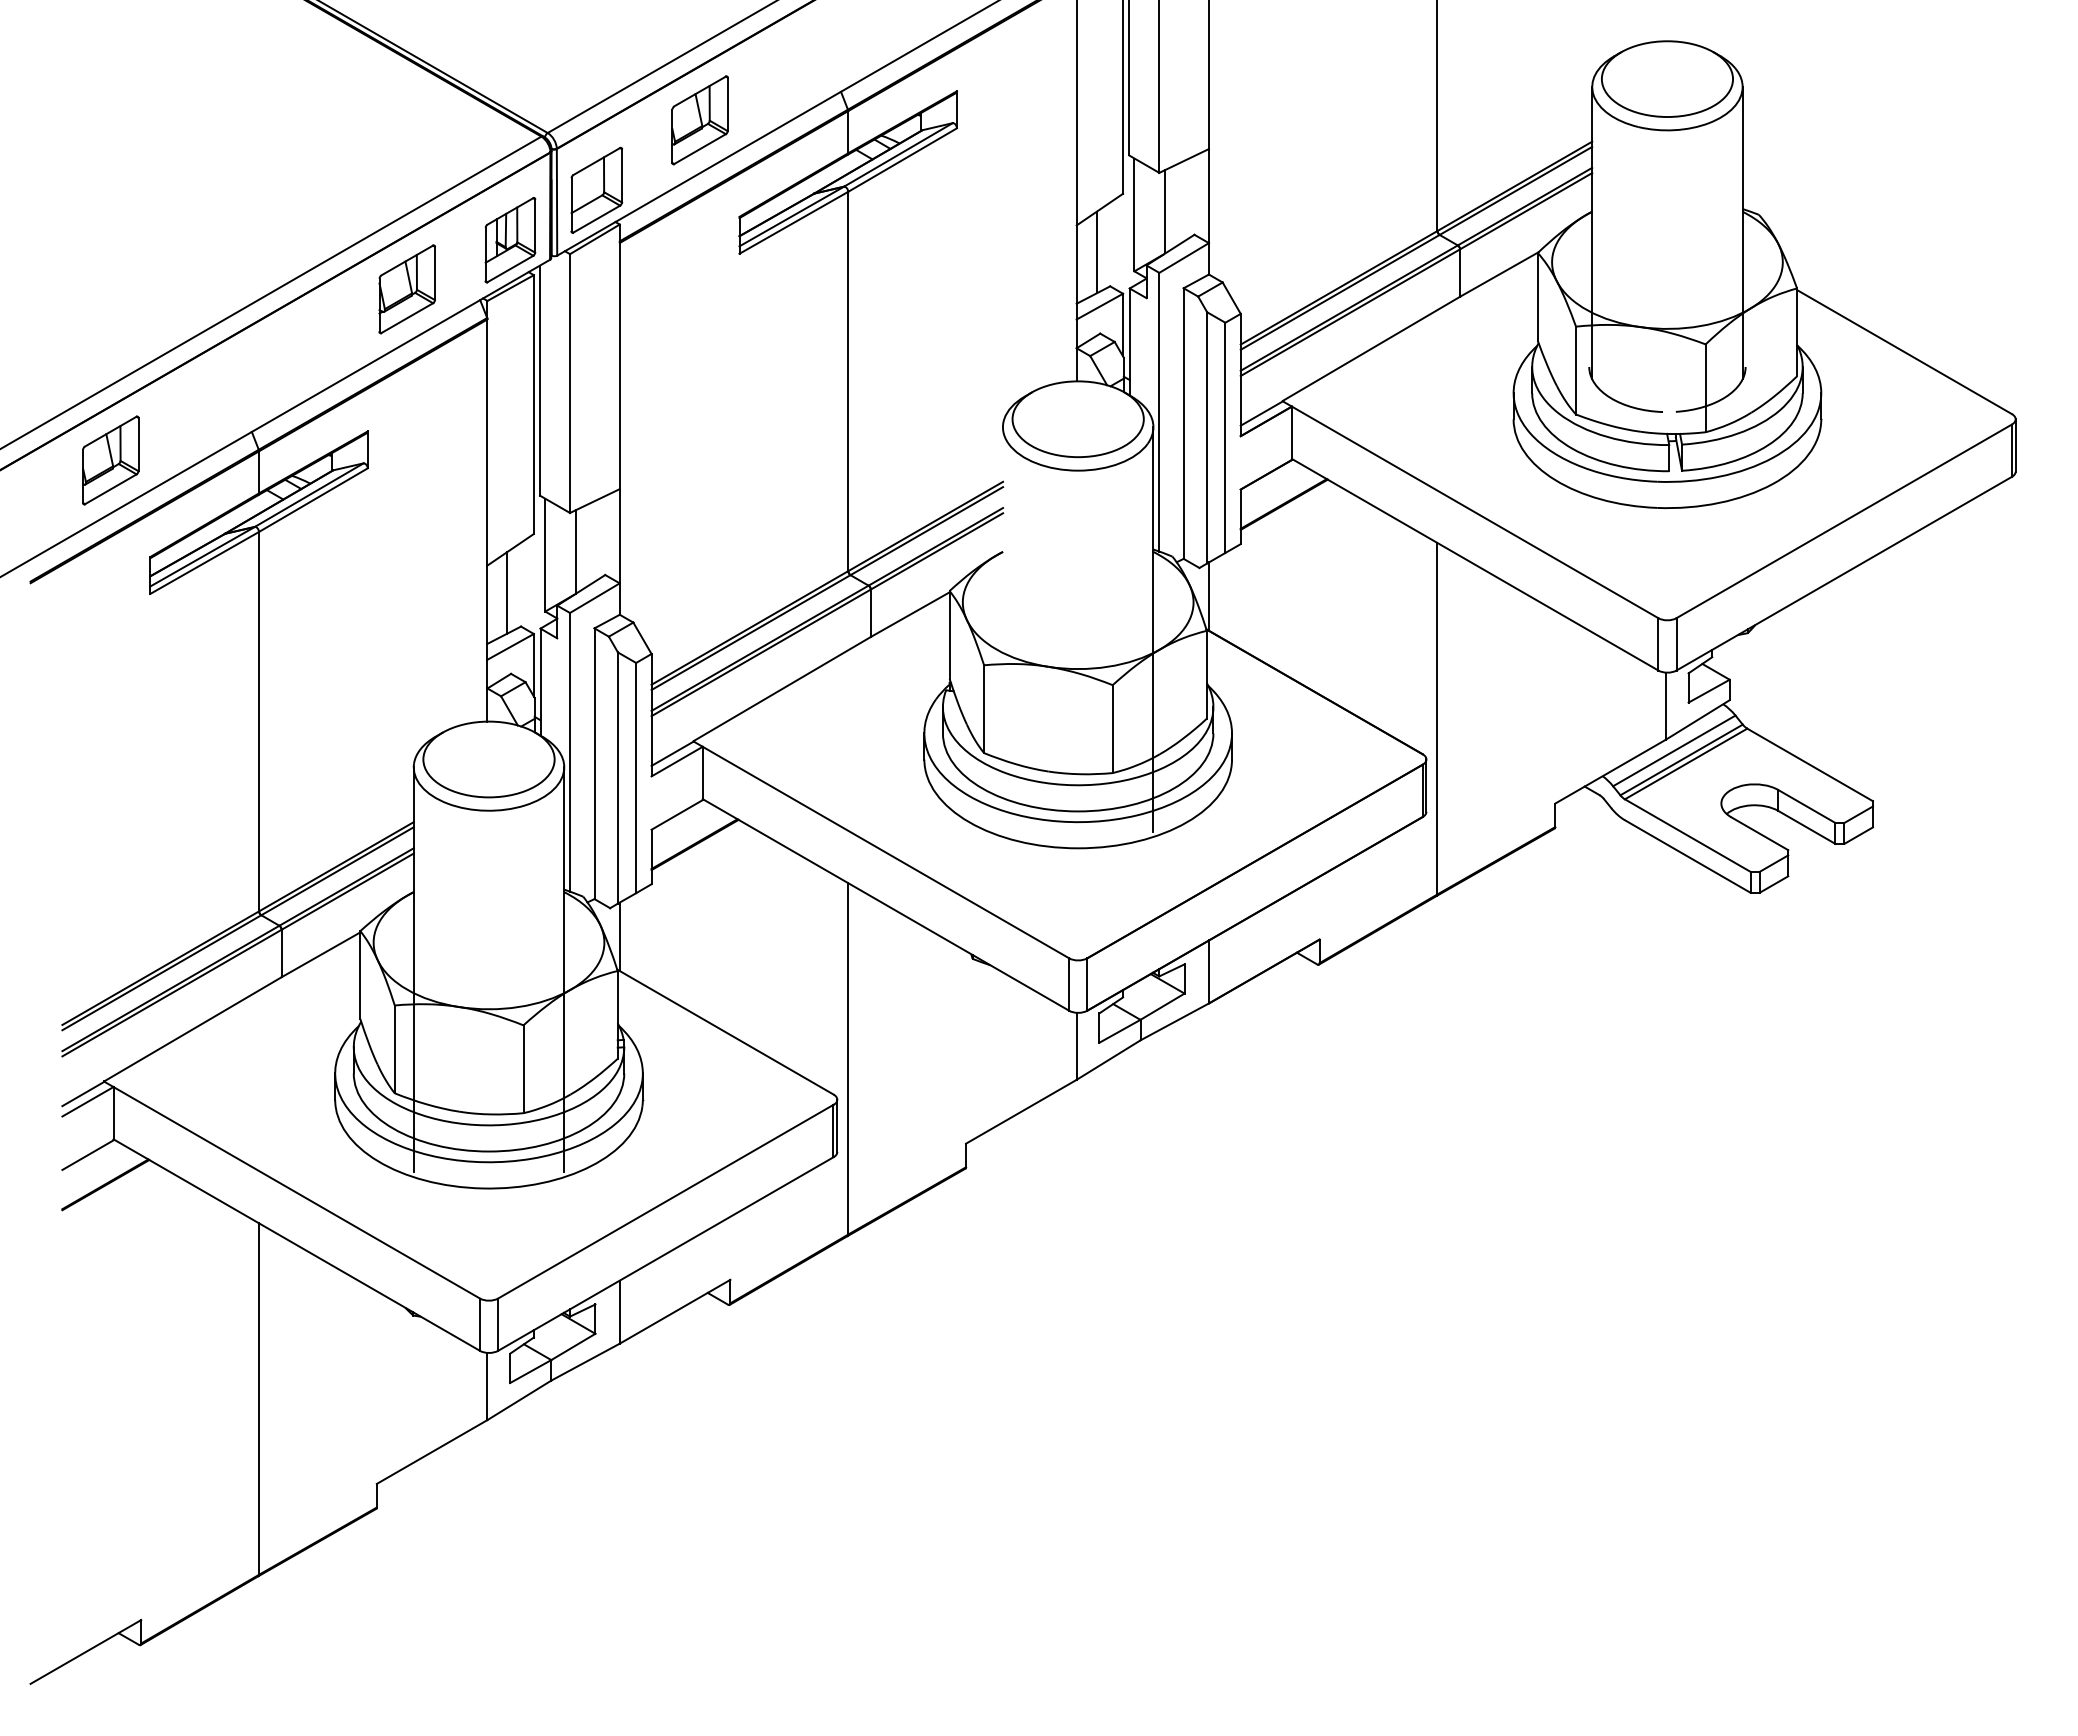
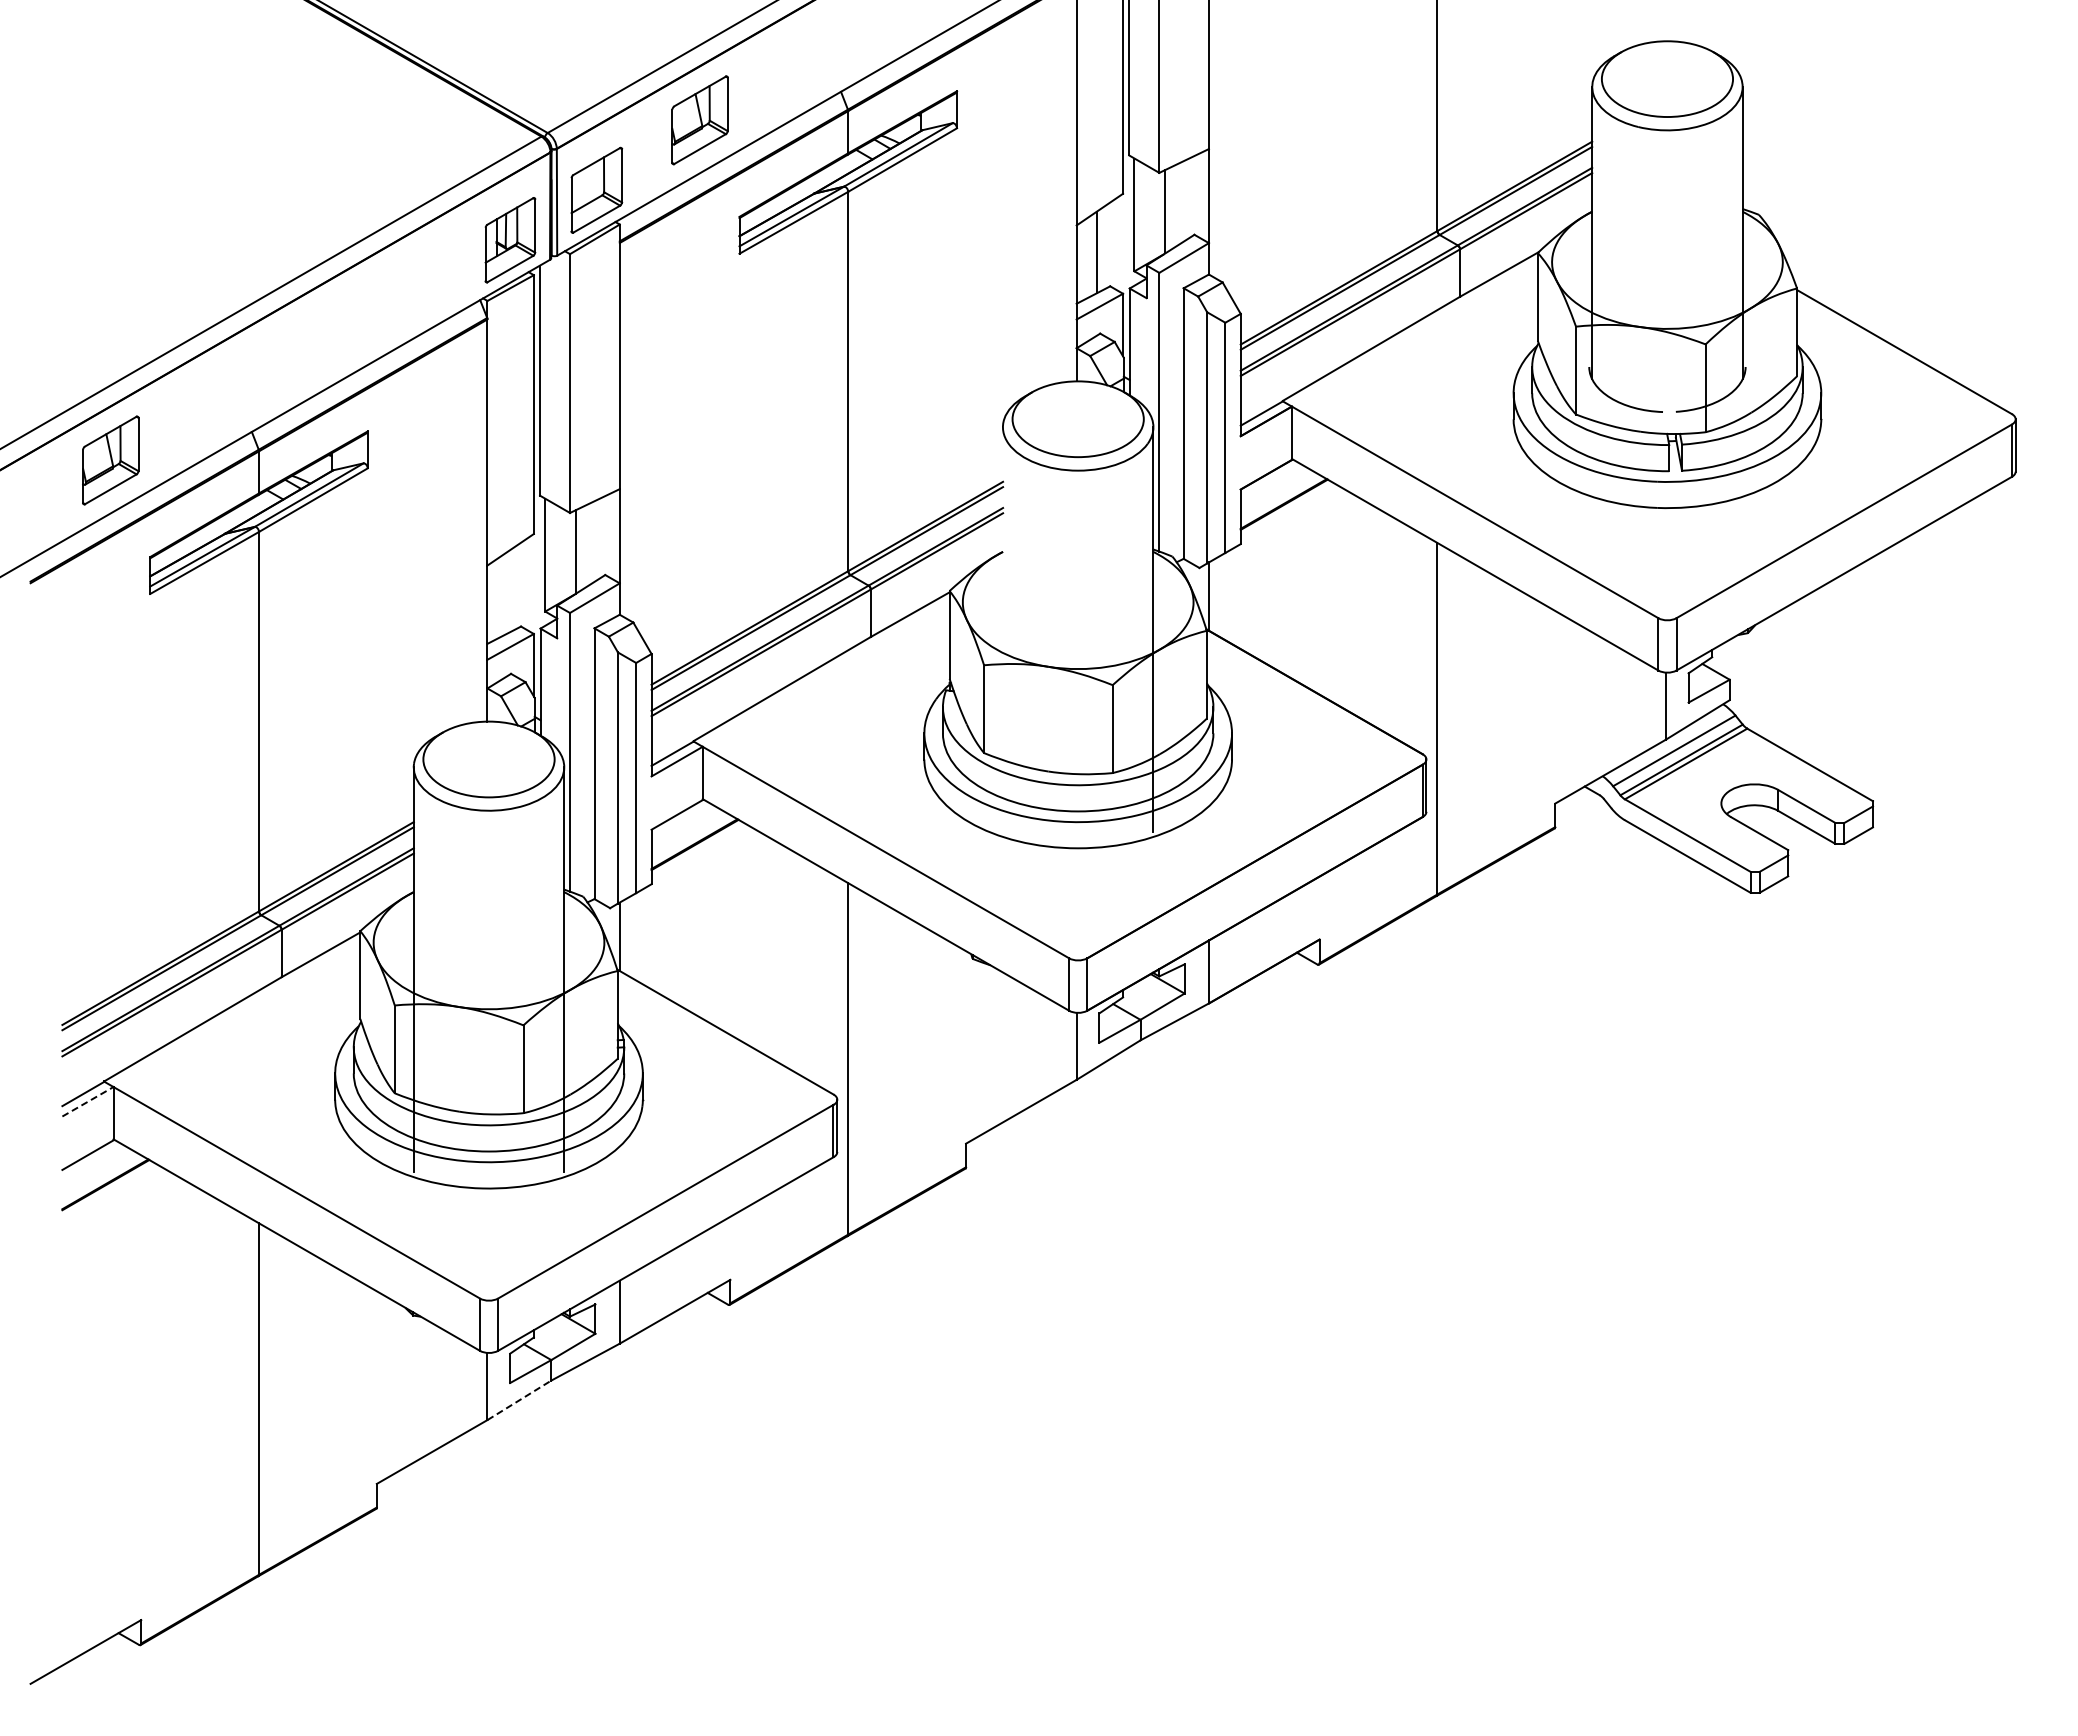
part: present -> none (406, 289)
line: present -> none (507, 592)
line: solid -> dashed (87, 1101)
line: solid -> dashed (519, 1400)
